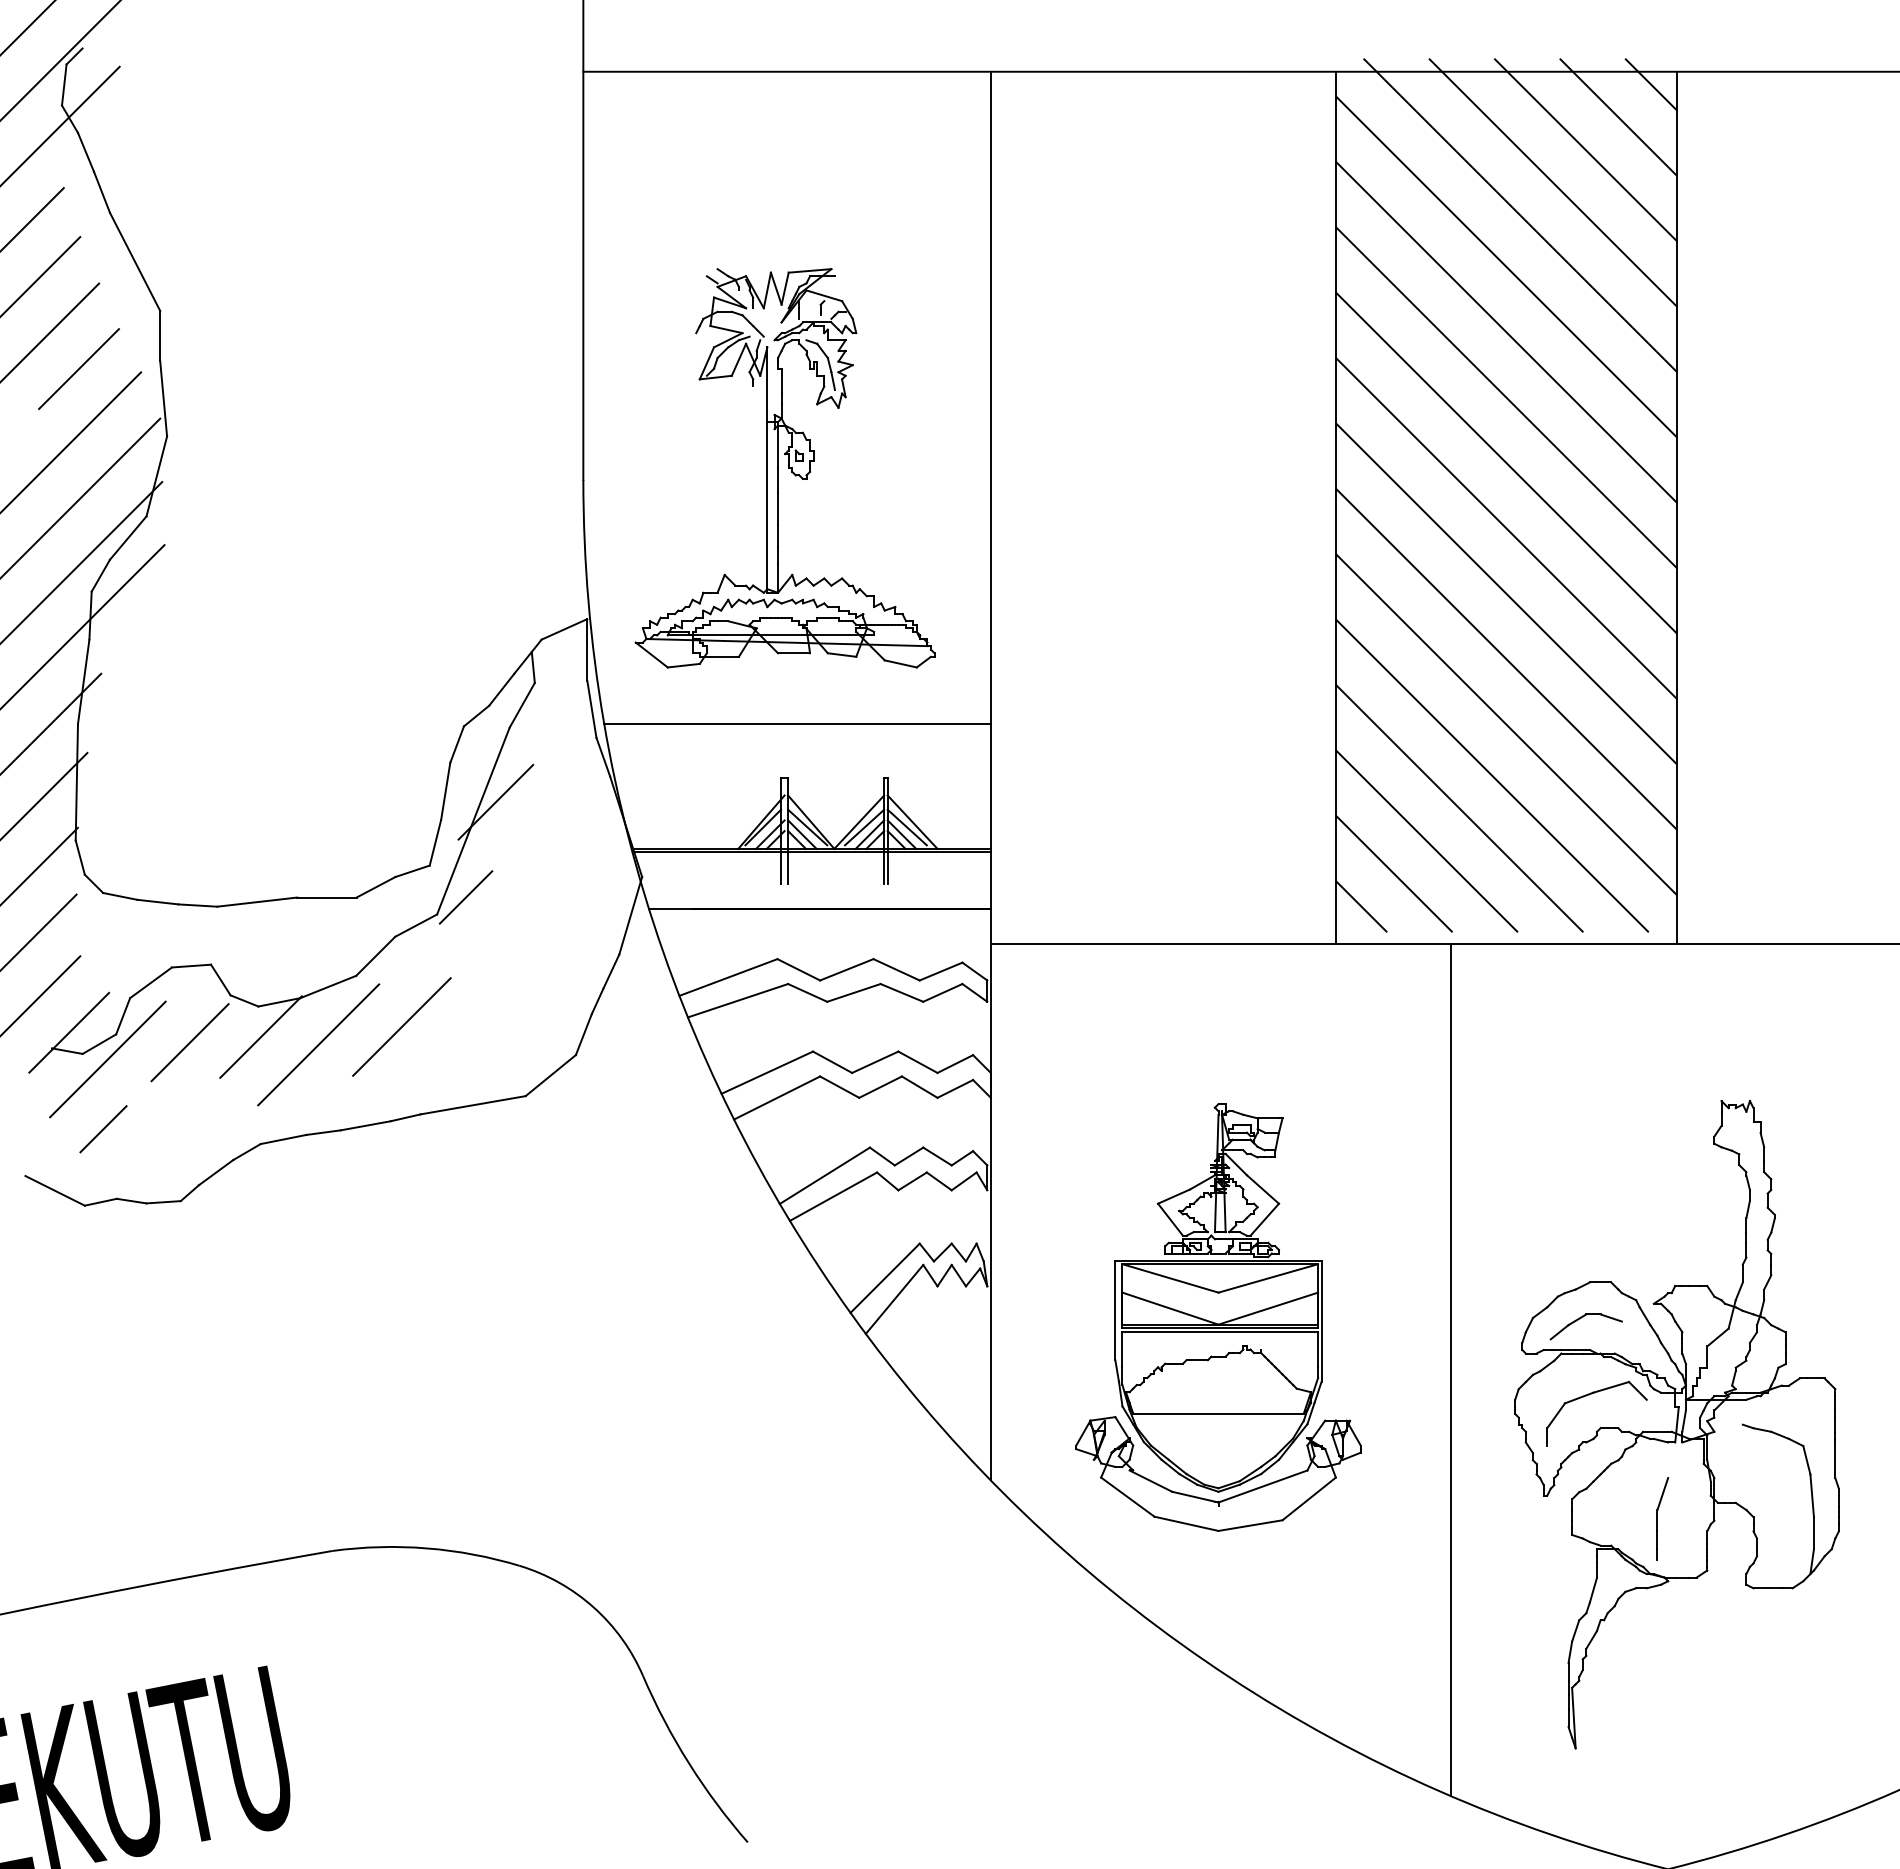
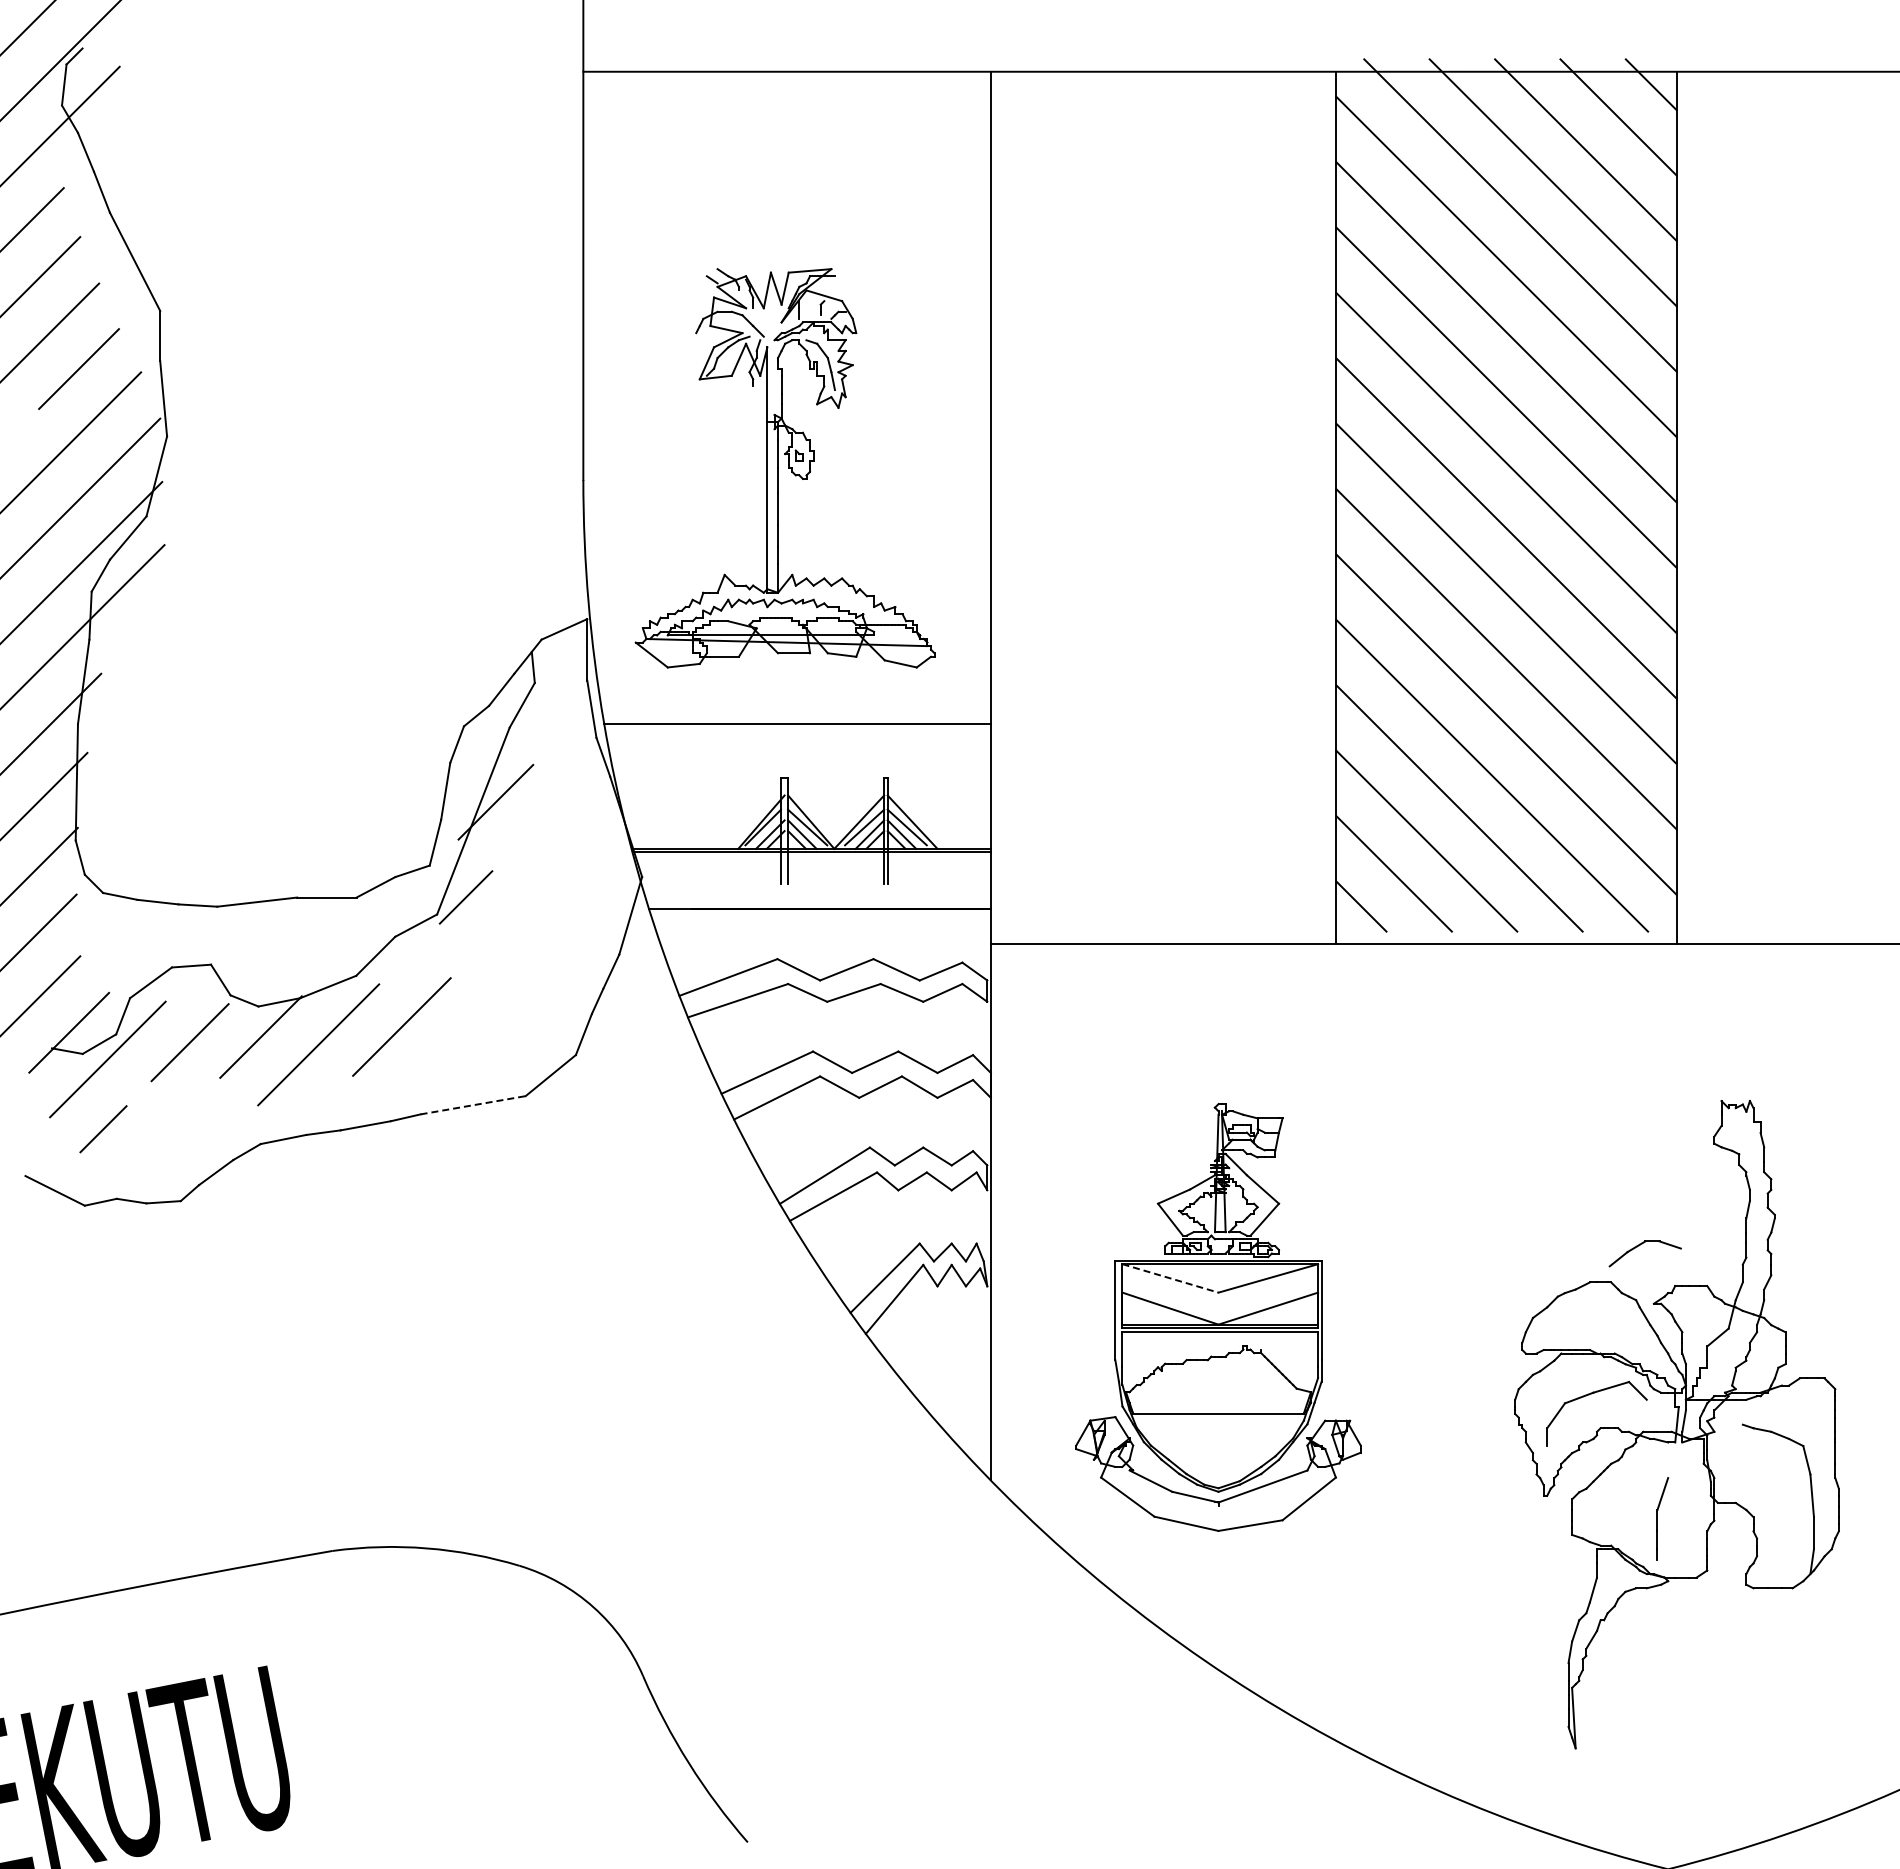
line: solid -> dashed (473, 1105)
line: solid -> dashed (1170, 1278)
part position: (1581, 1318) -> (1640, 1245) (1640, 1245)
line: present -> none (1451, 1370)
